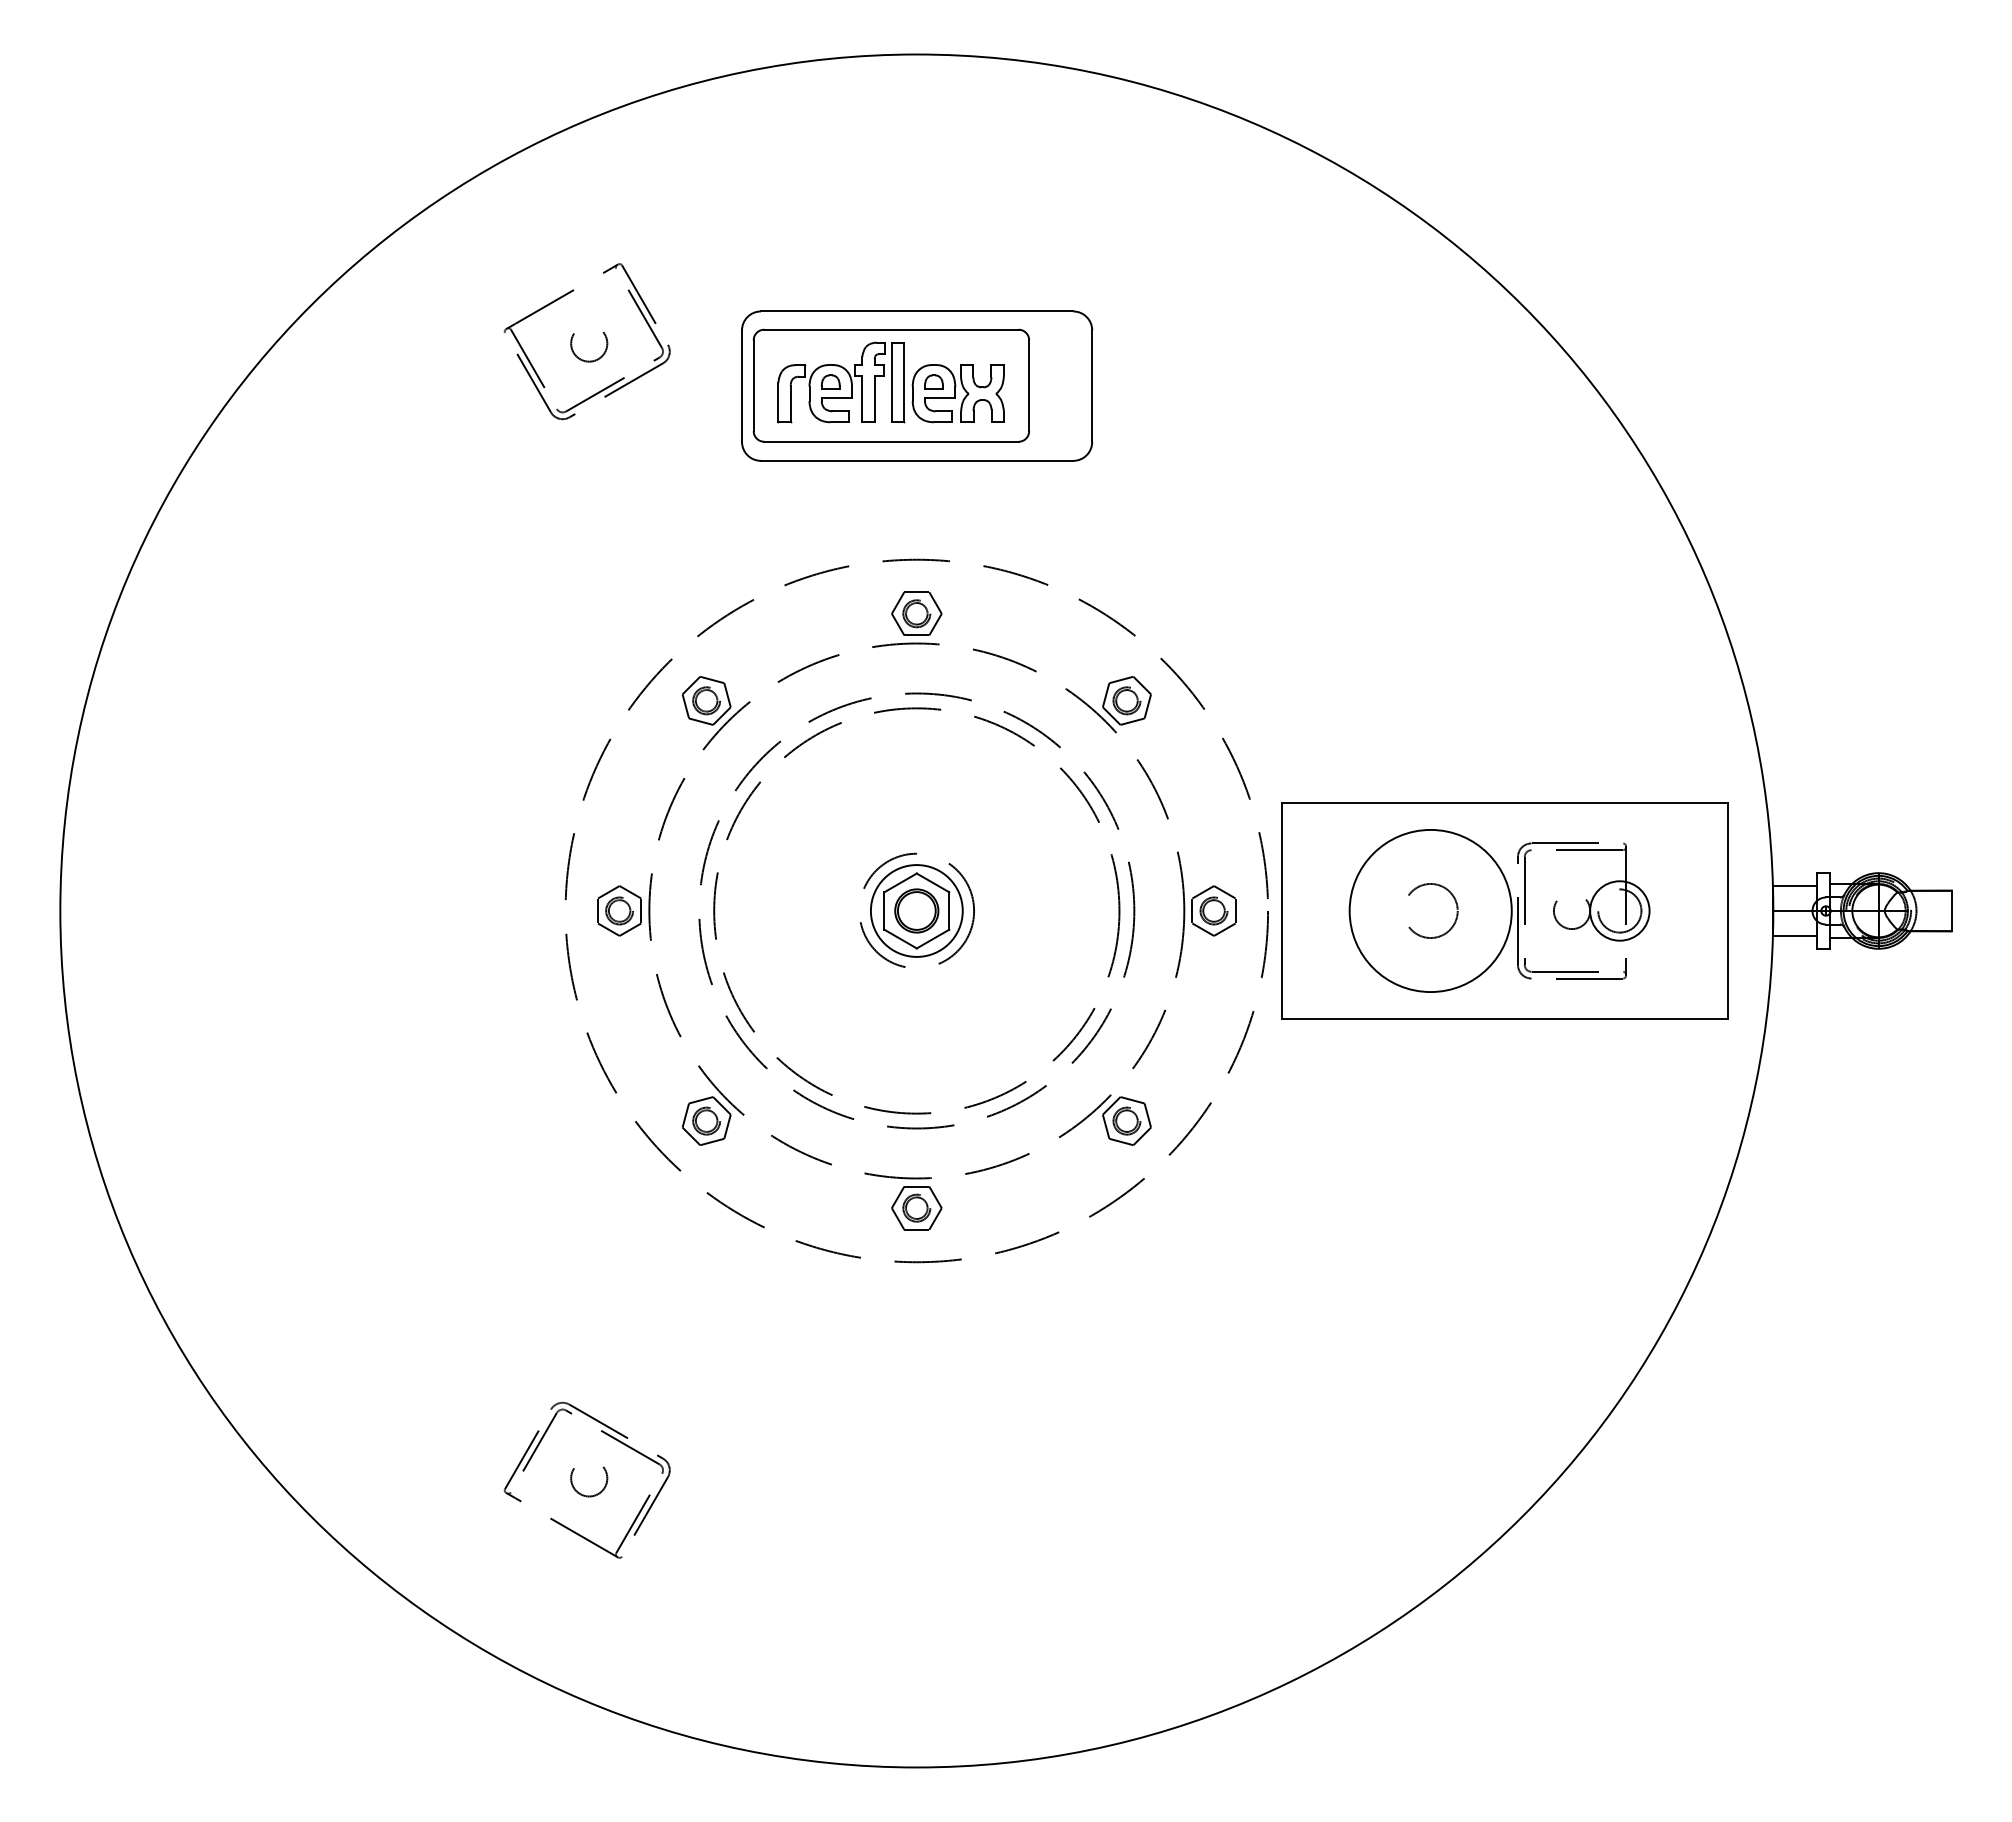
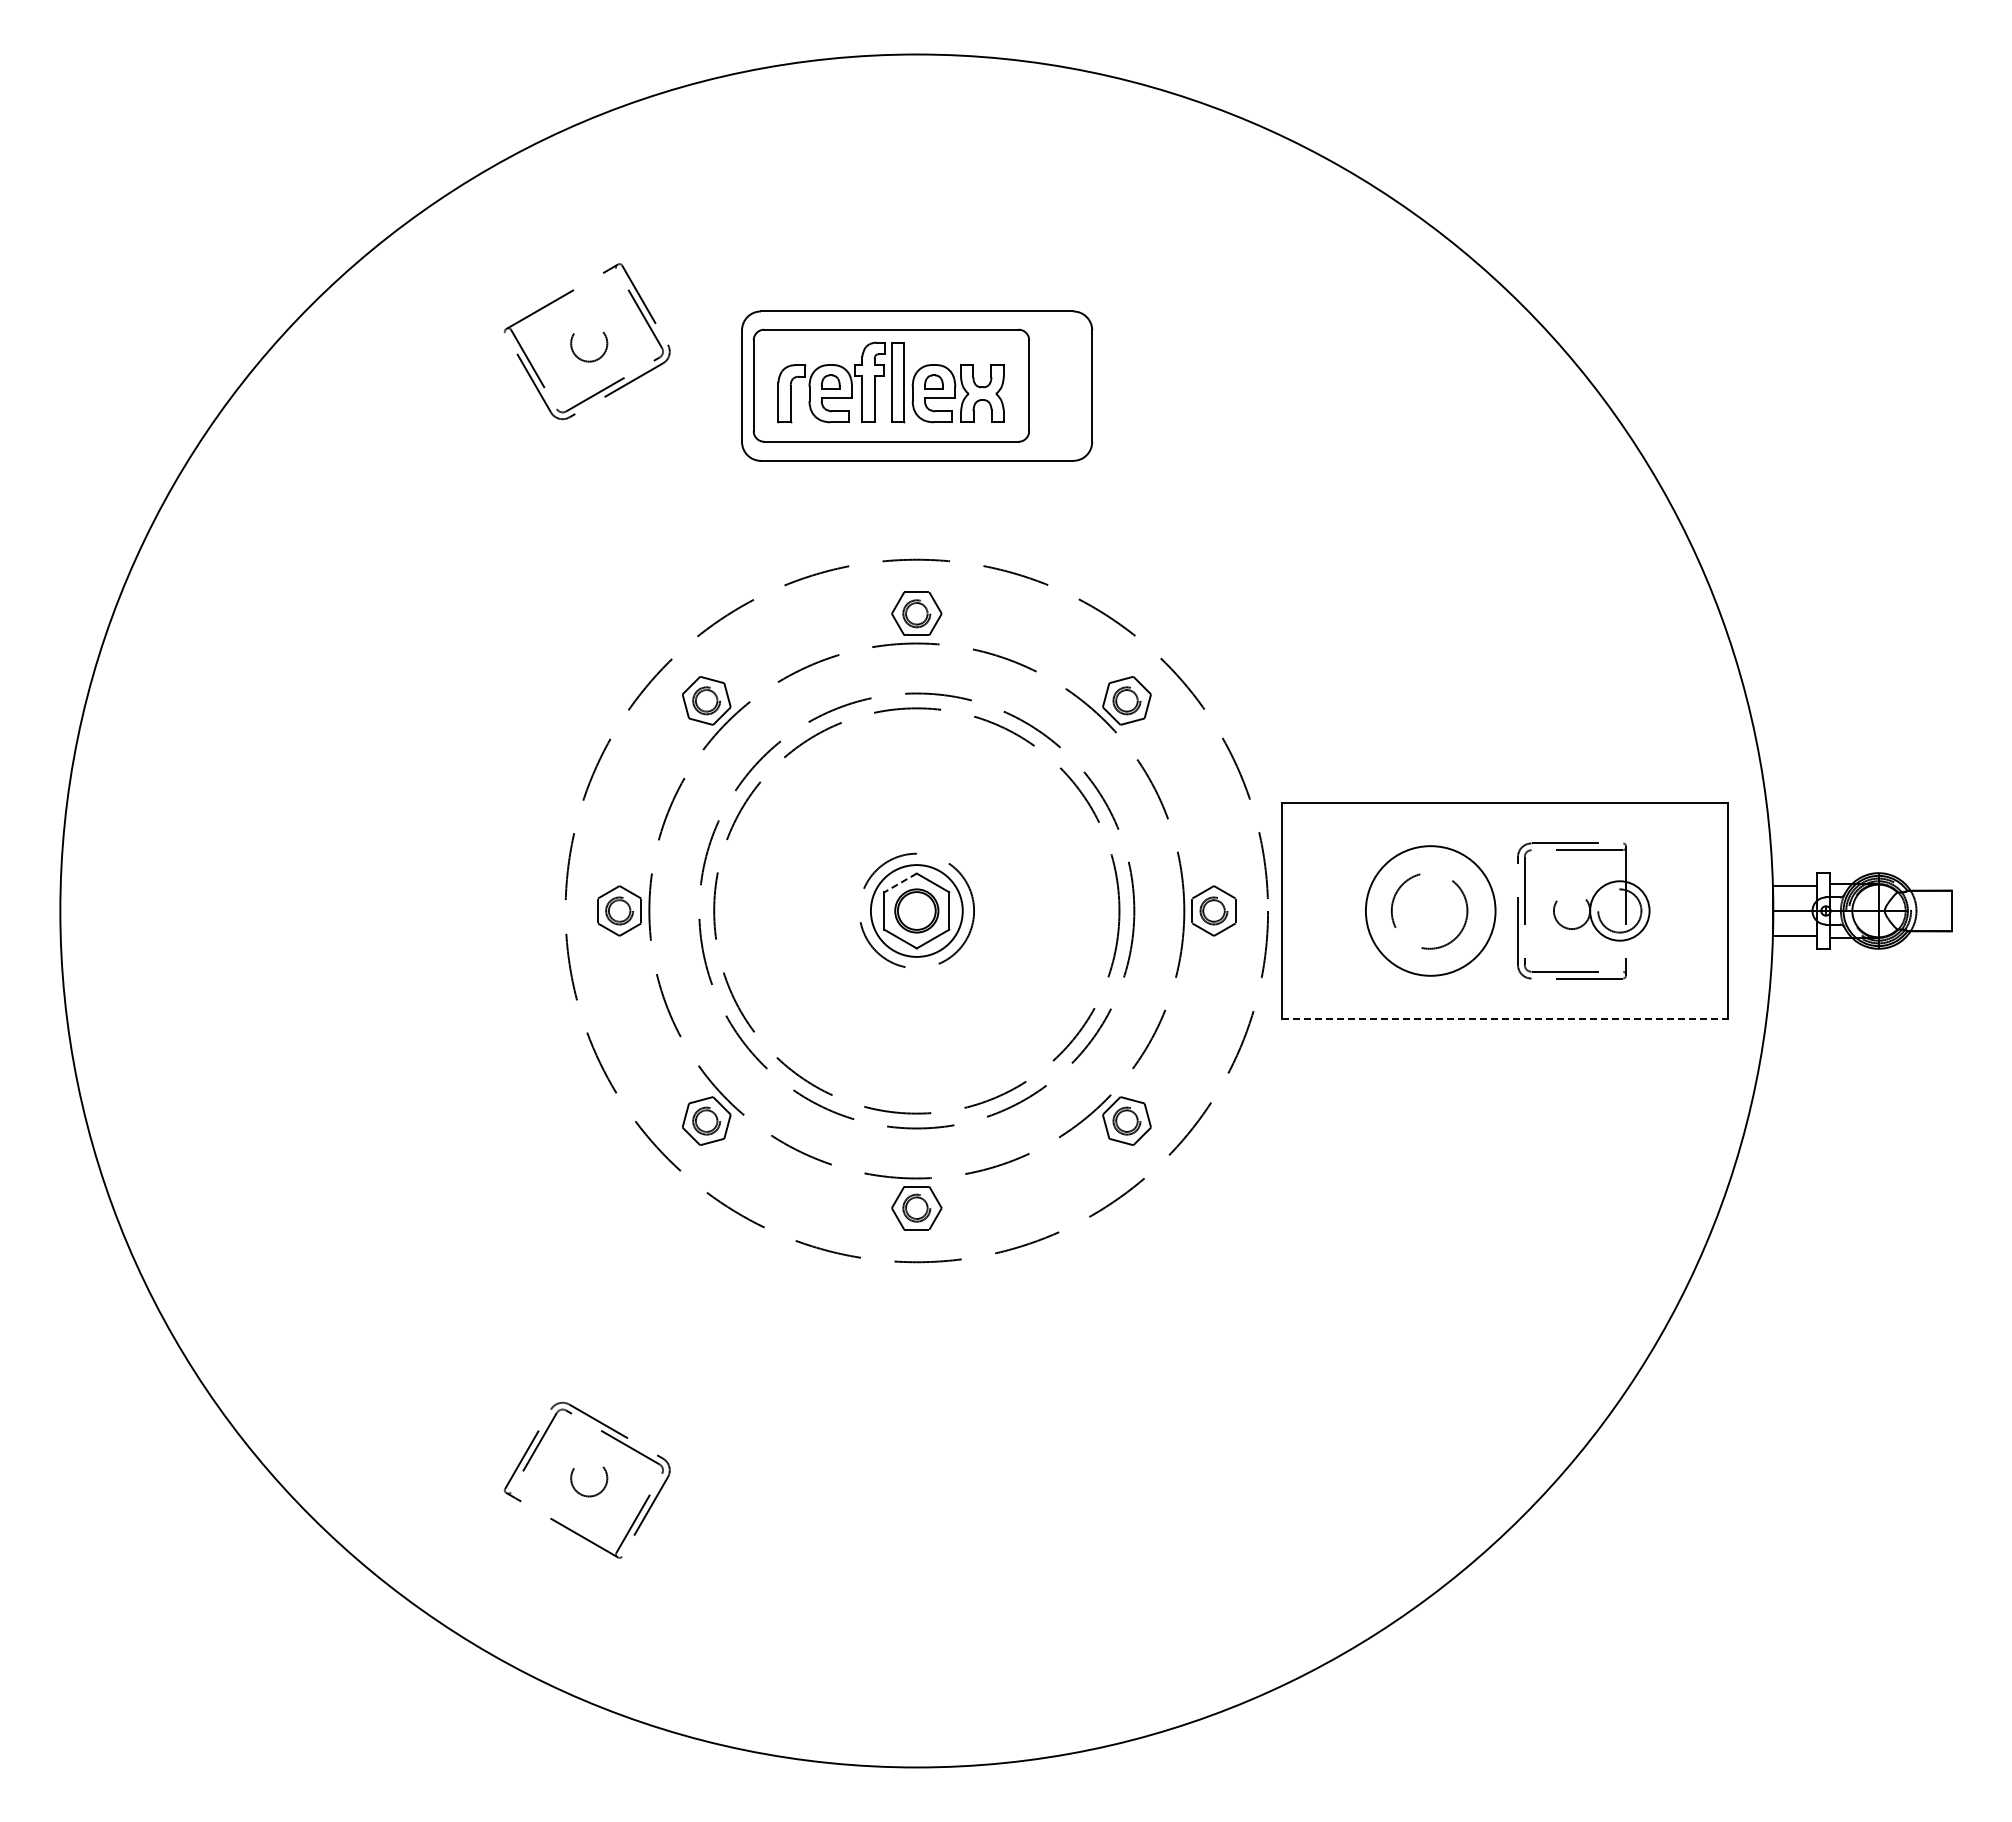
line: solid -> dashed (900, 882)
circle diameter: 162 px -> 130 px (1430, 910)
circle size: 51x56 px -> 78x77 px (1429, 911)
line: solid -> dashed (1505, 1019)
